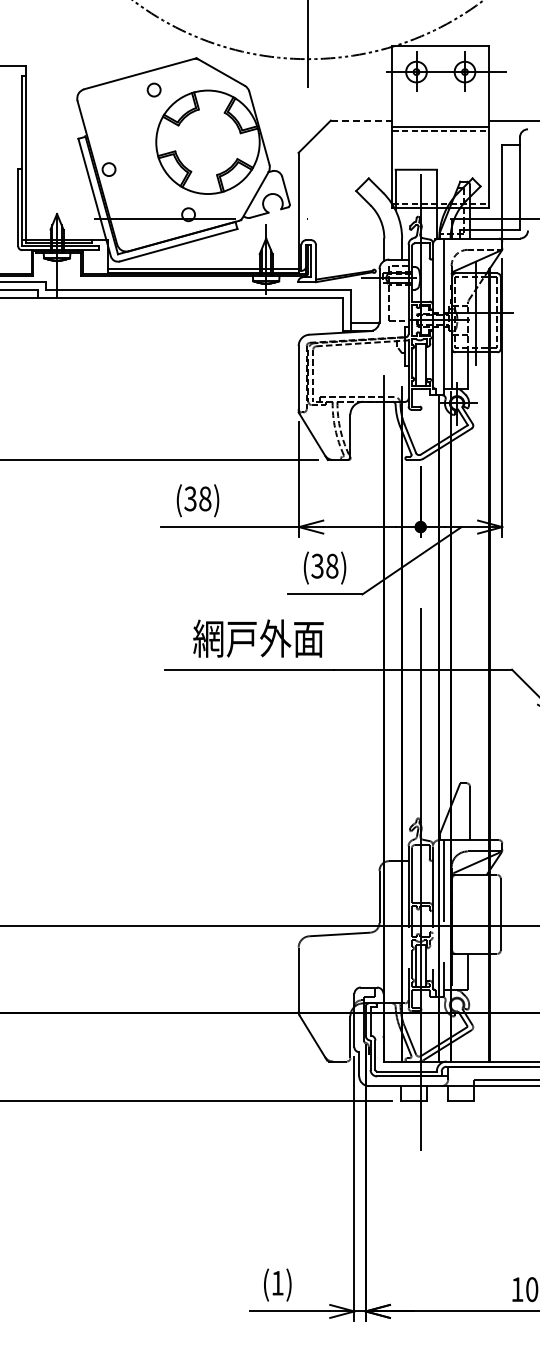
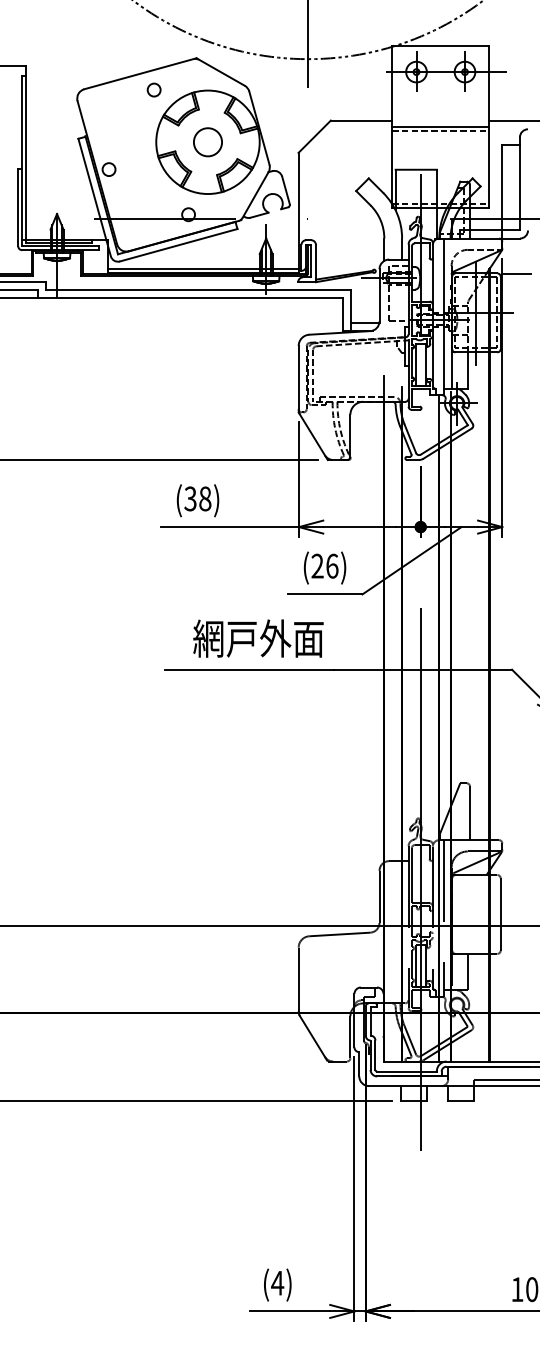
line: dashed -> solid (361, 120)
circle: none -> present (207, 142)
line: none -> present (516, 274)
text: (38) -> (26) (324, 565)
text: (1) -> (4) (277, 1283)
